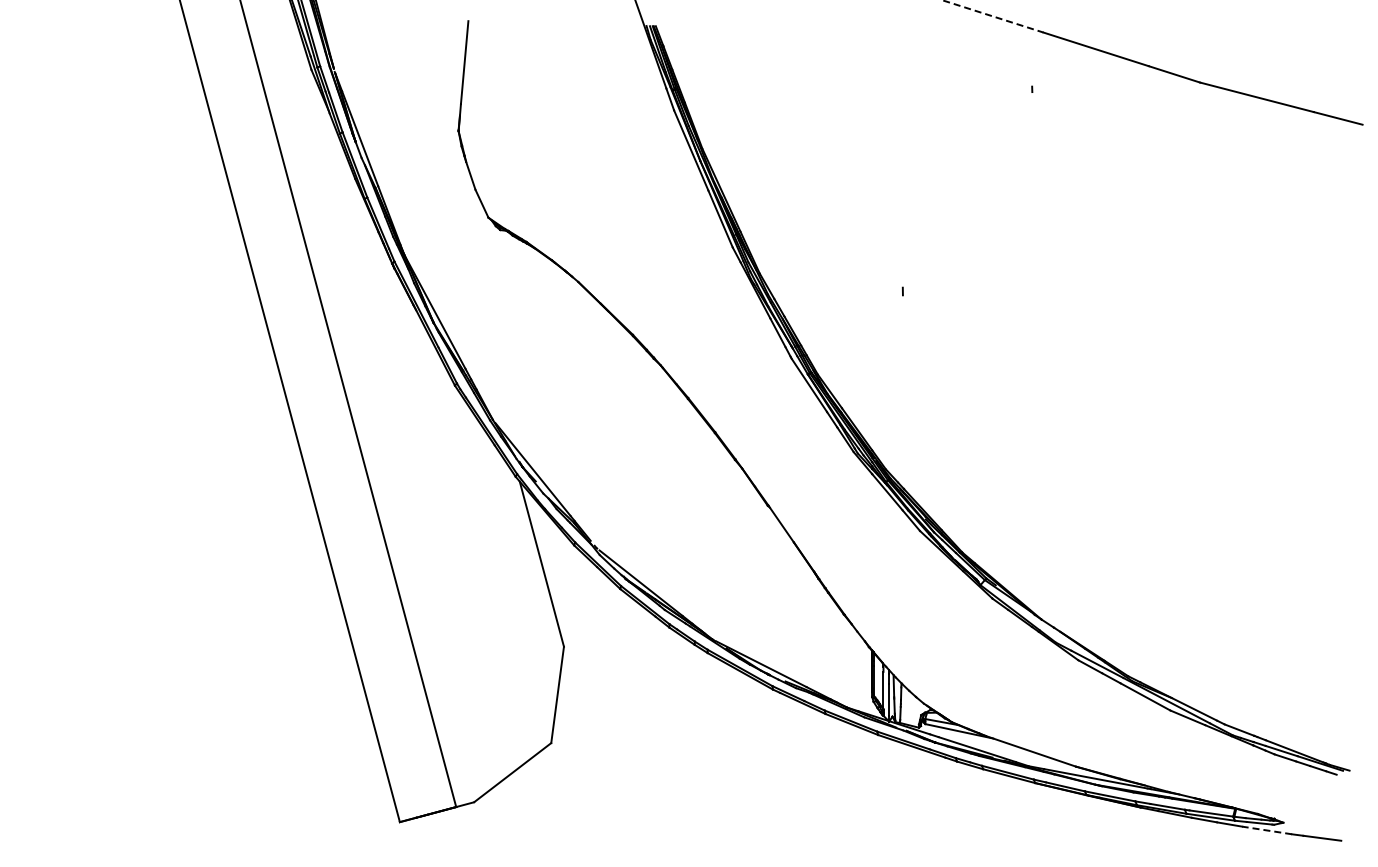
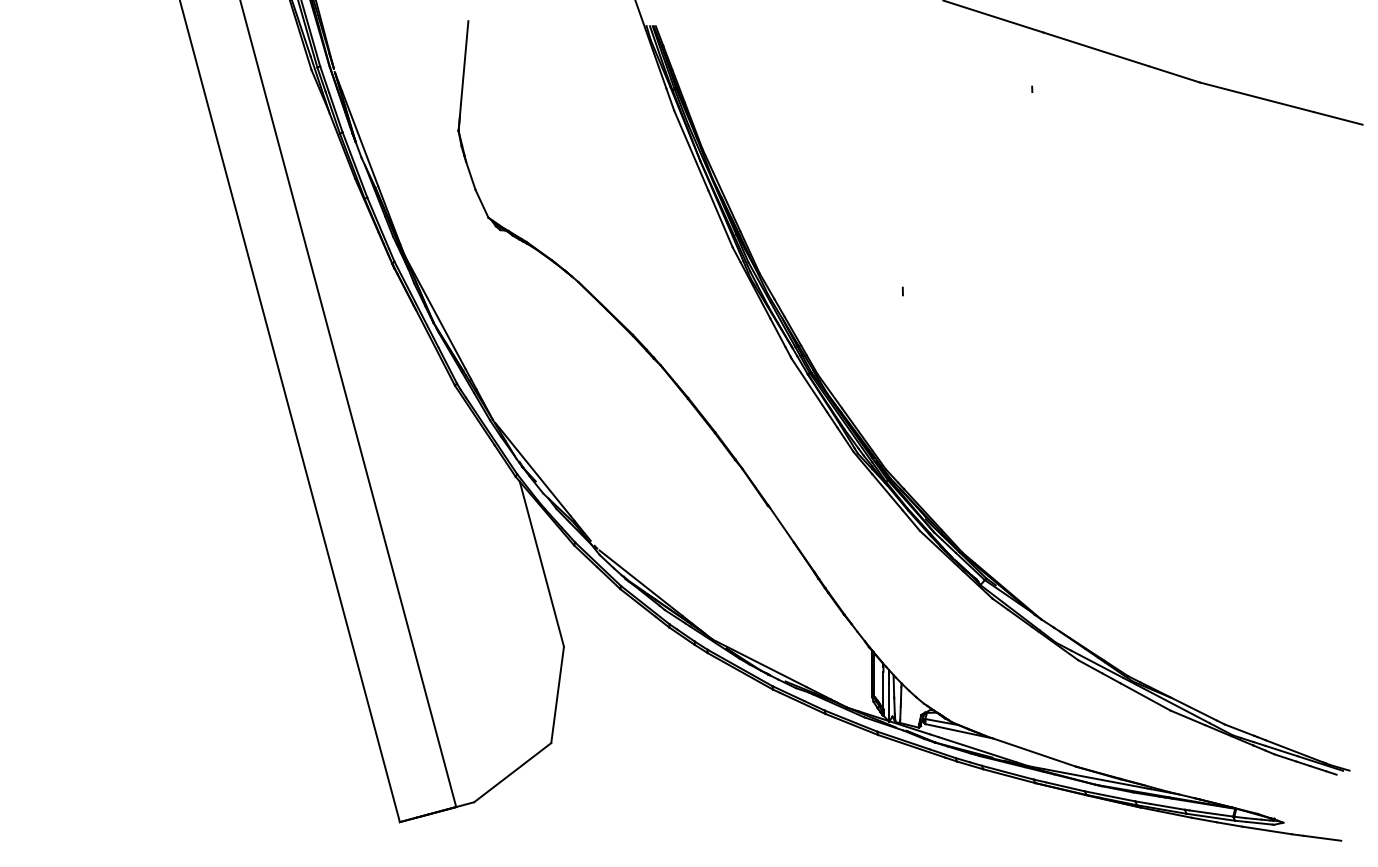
line: dashed -> solid (993, 16)
line: dashed -> solid (1266, 830)
